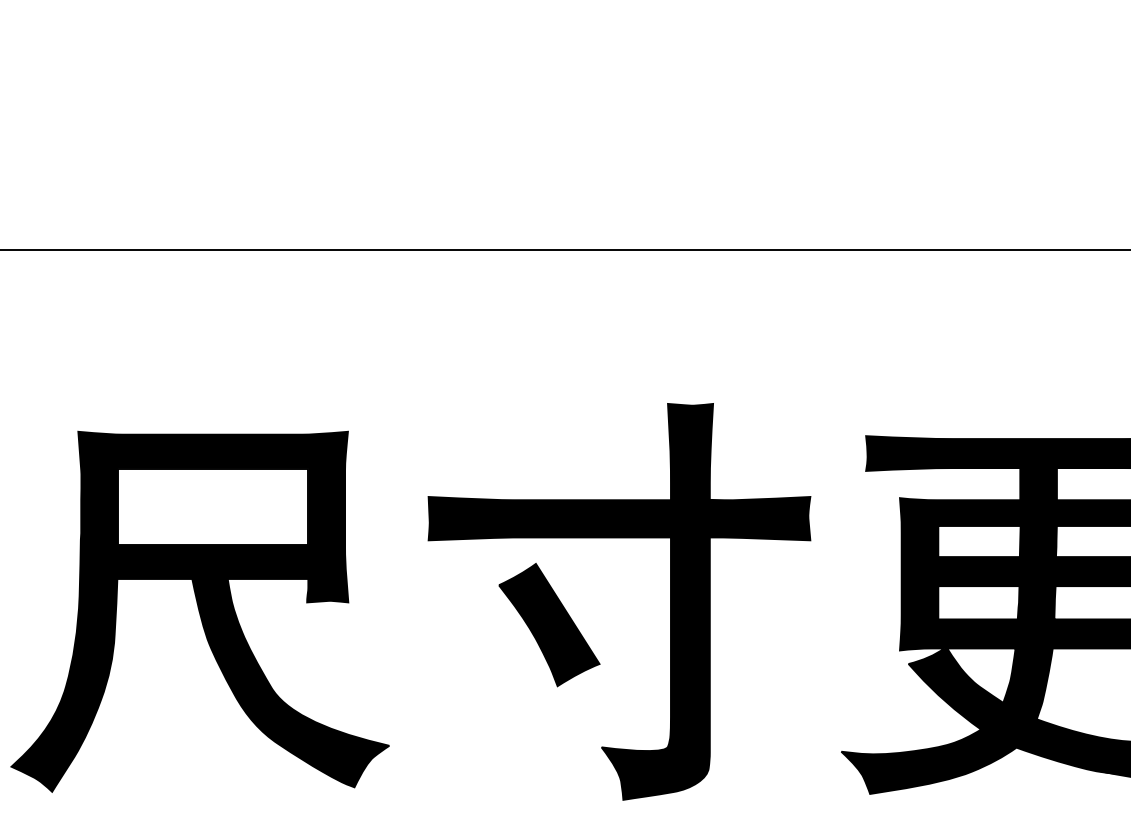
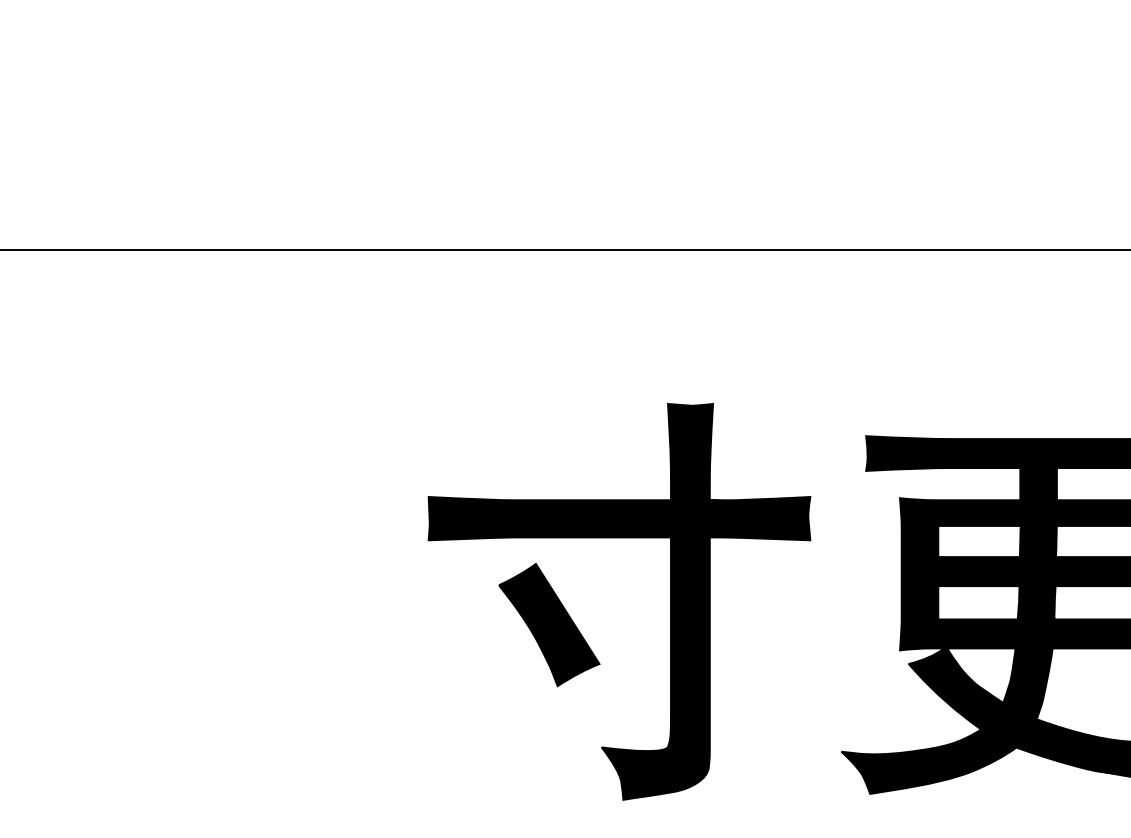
part: present -> none (199, 611)
